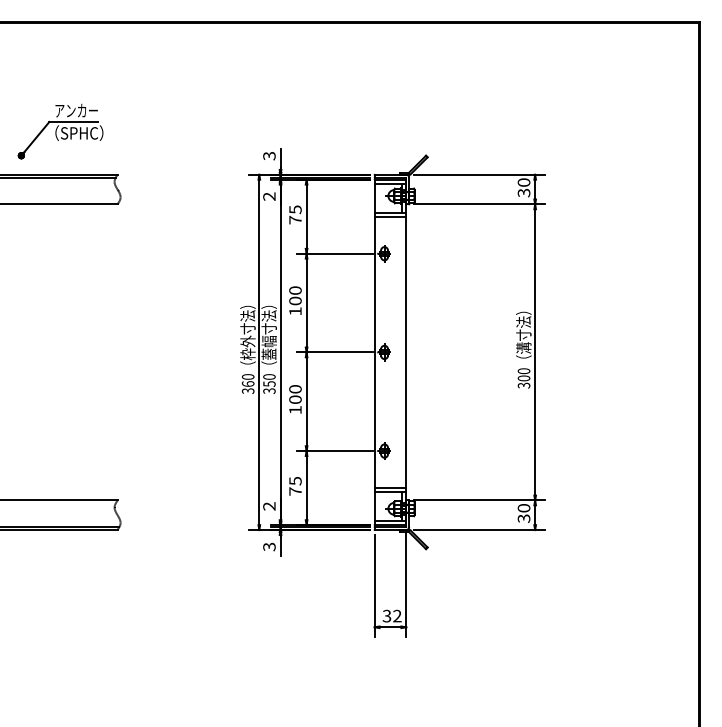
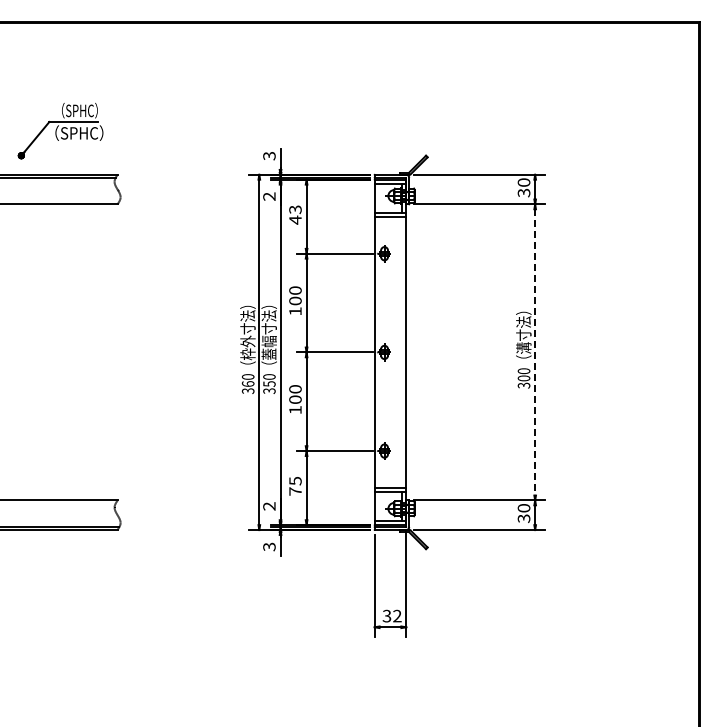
text: アンカー -> （SPHC） (76, 110)
text: 75 -> 43 (295, 214)
line: solid -> dashed (535, 352)
